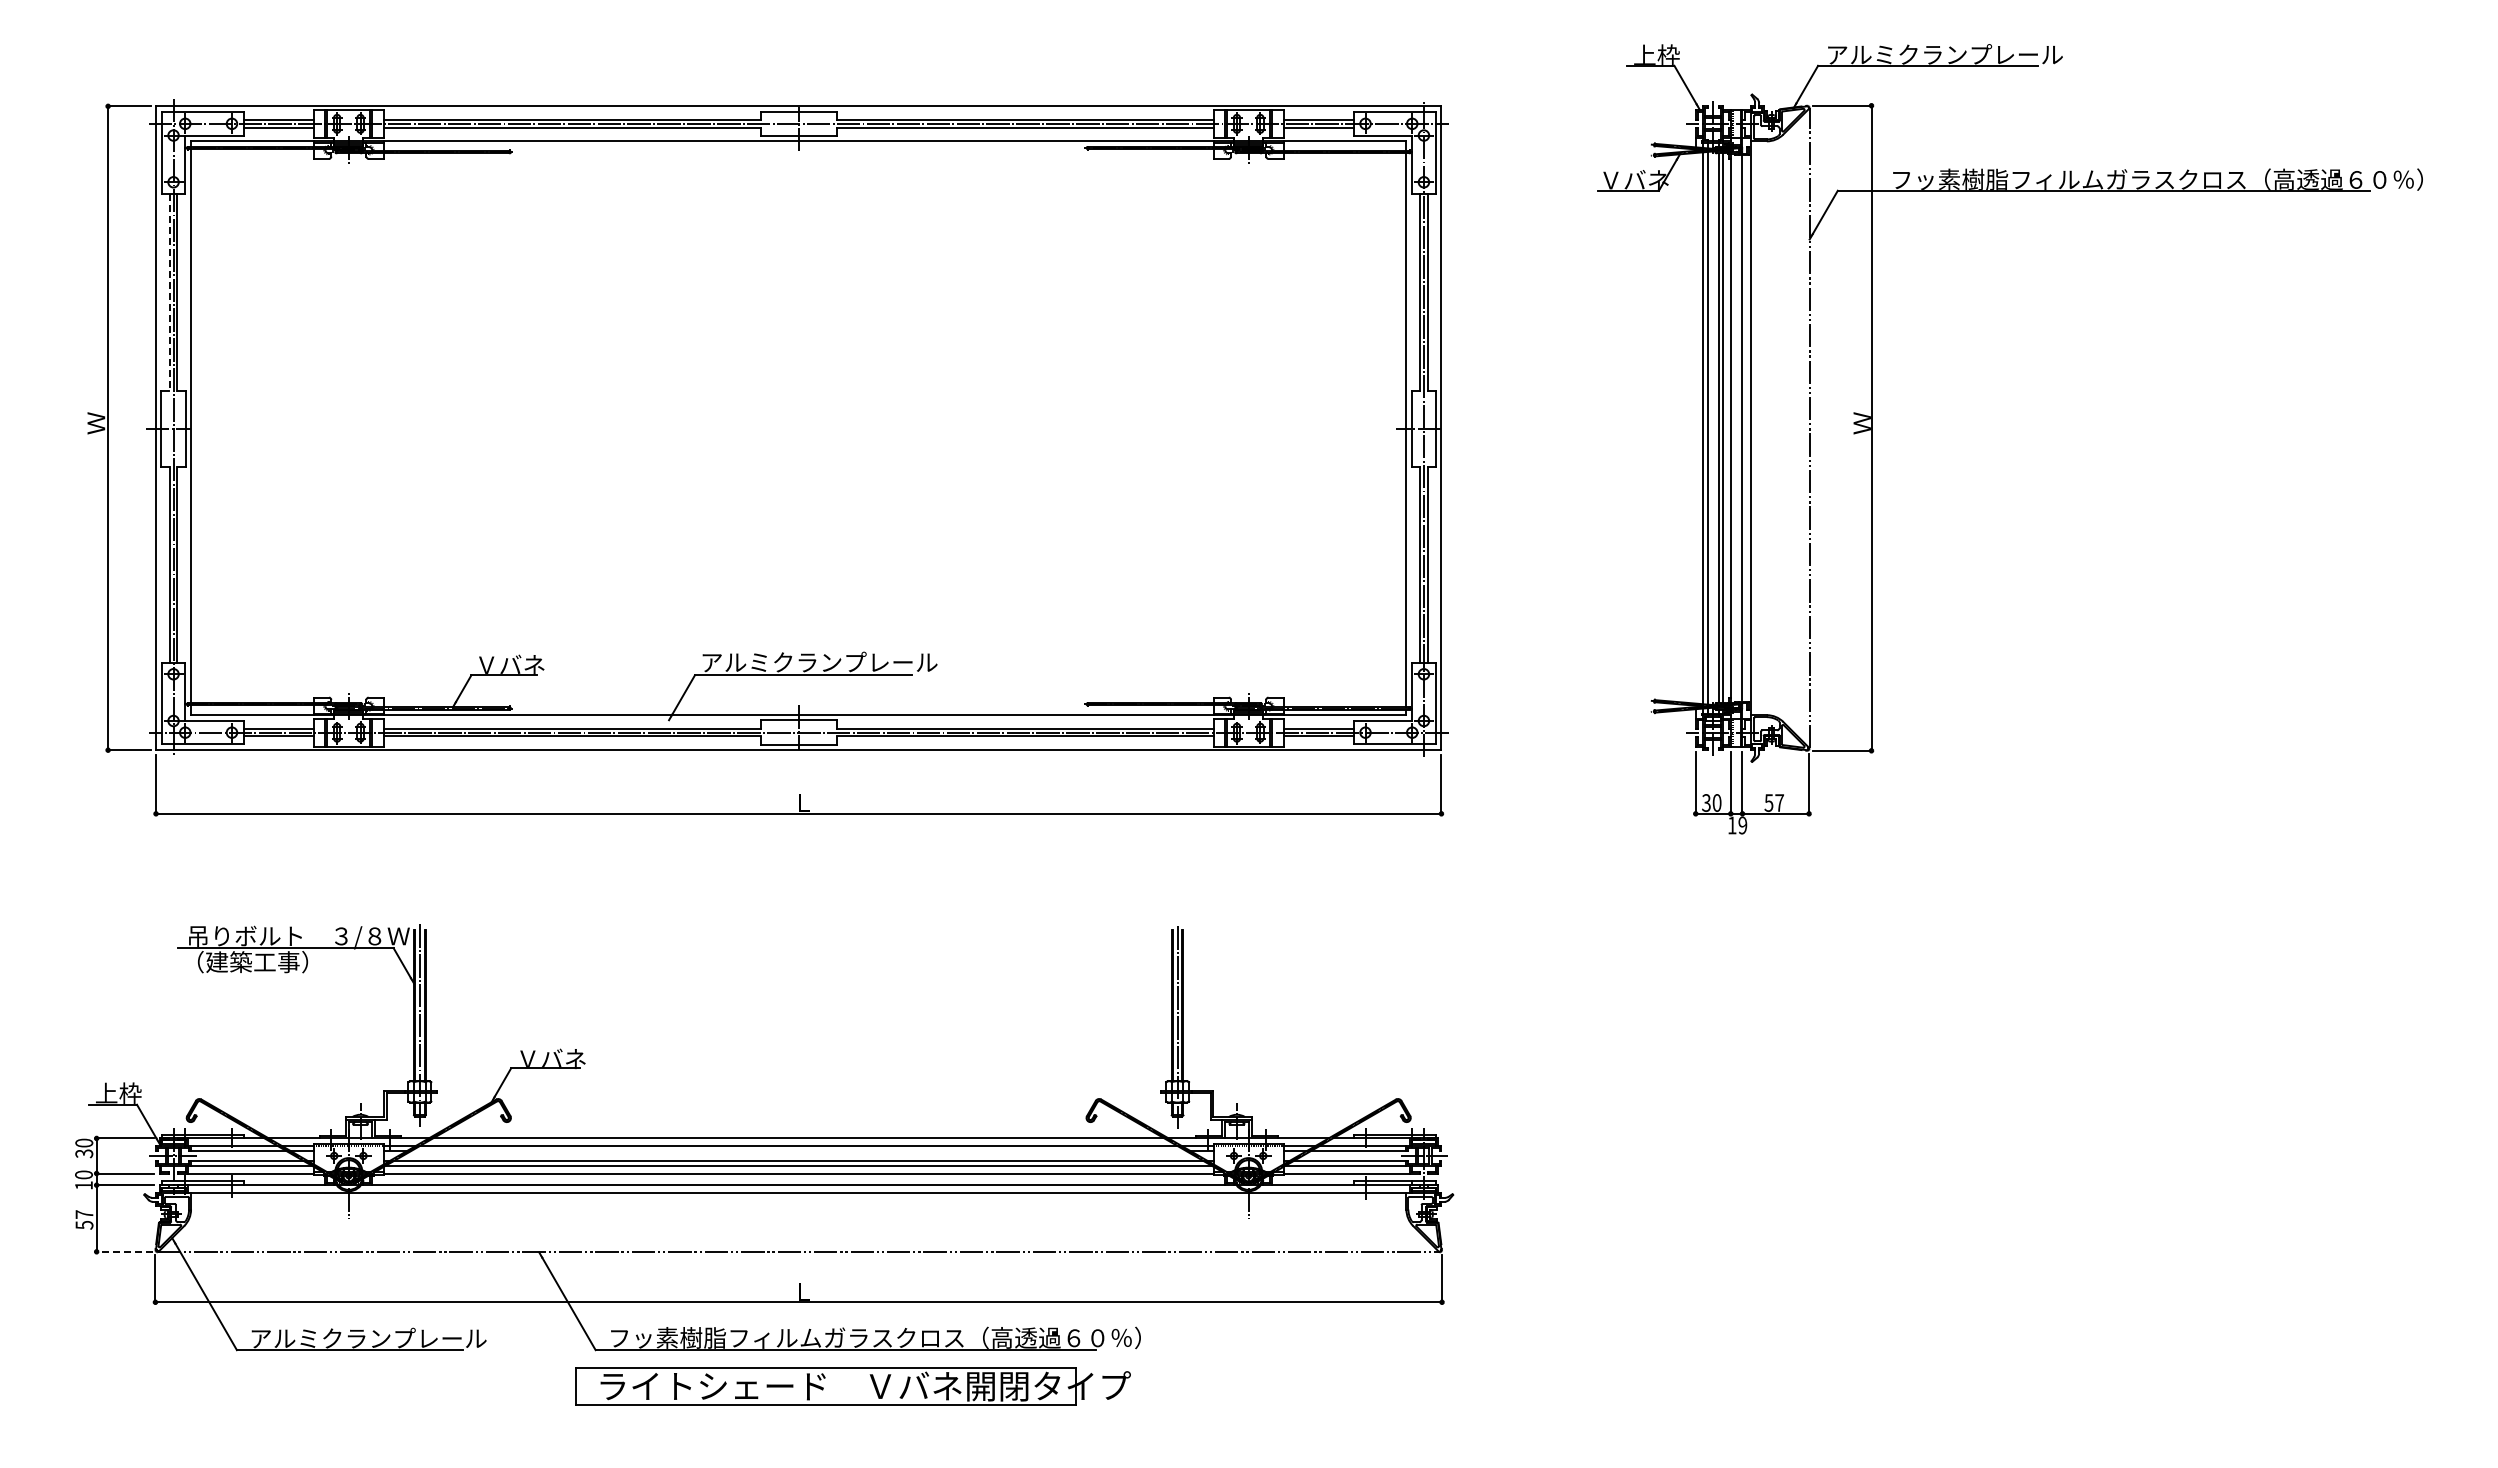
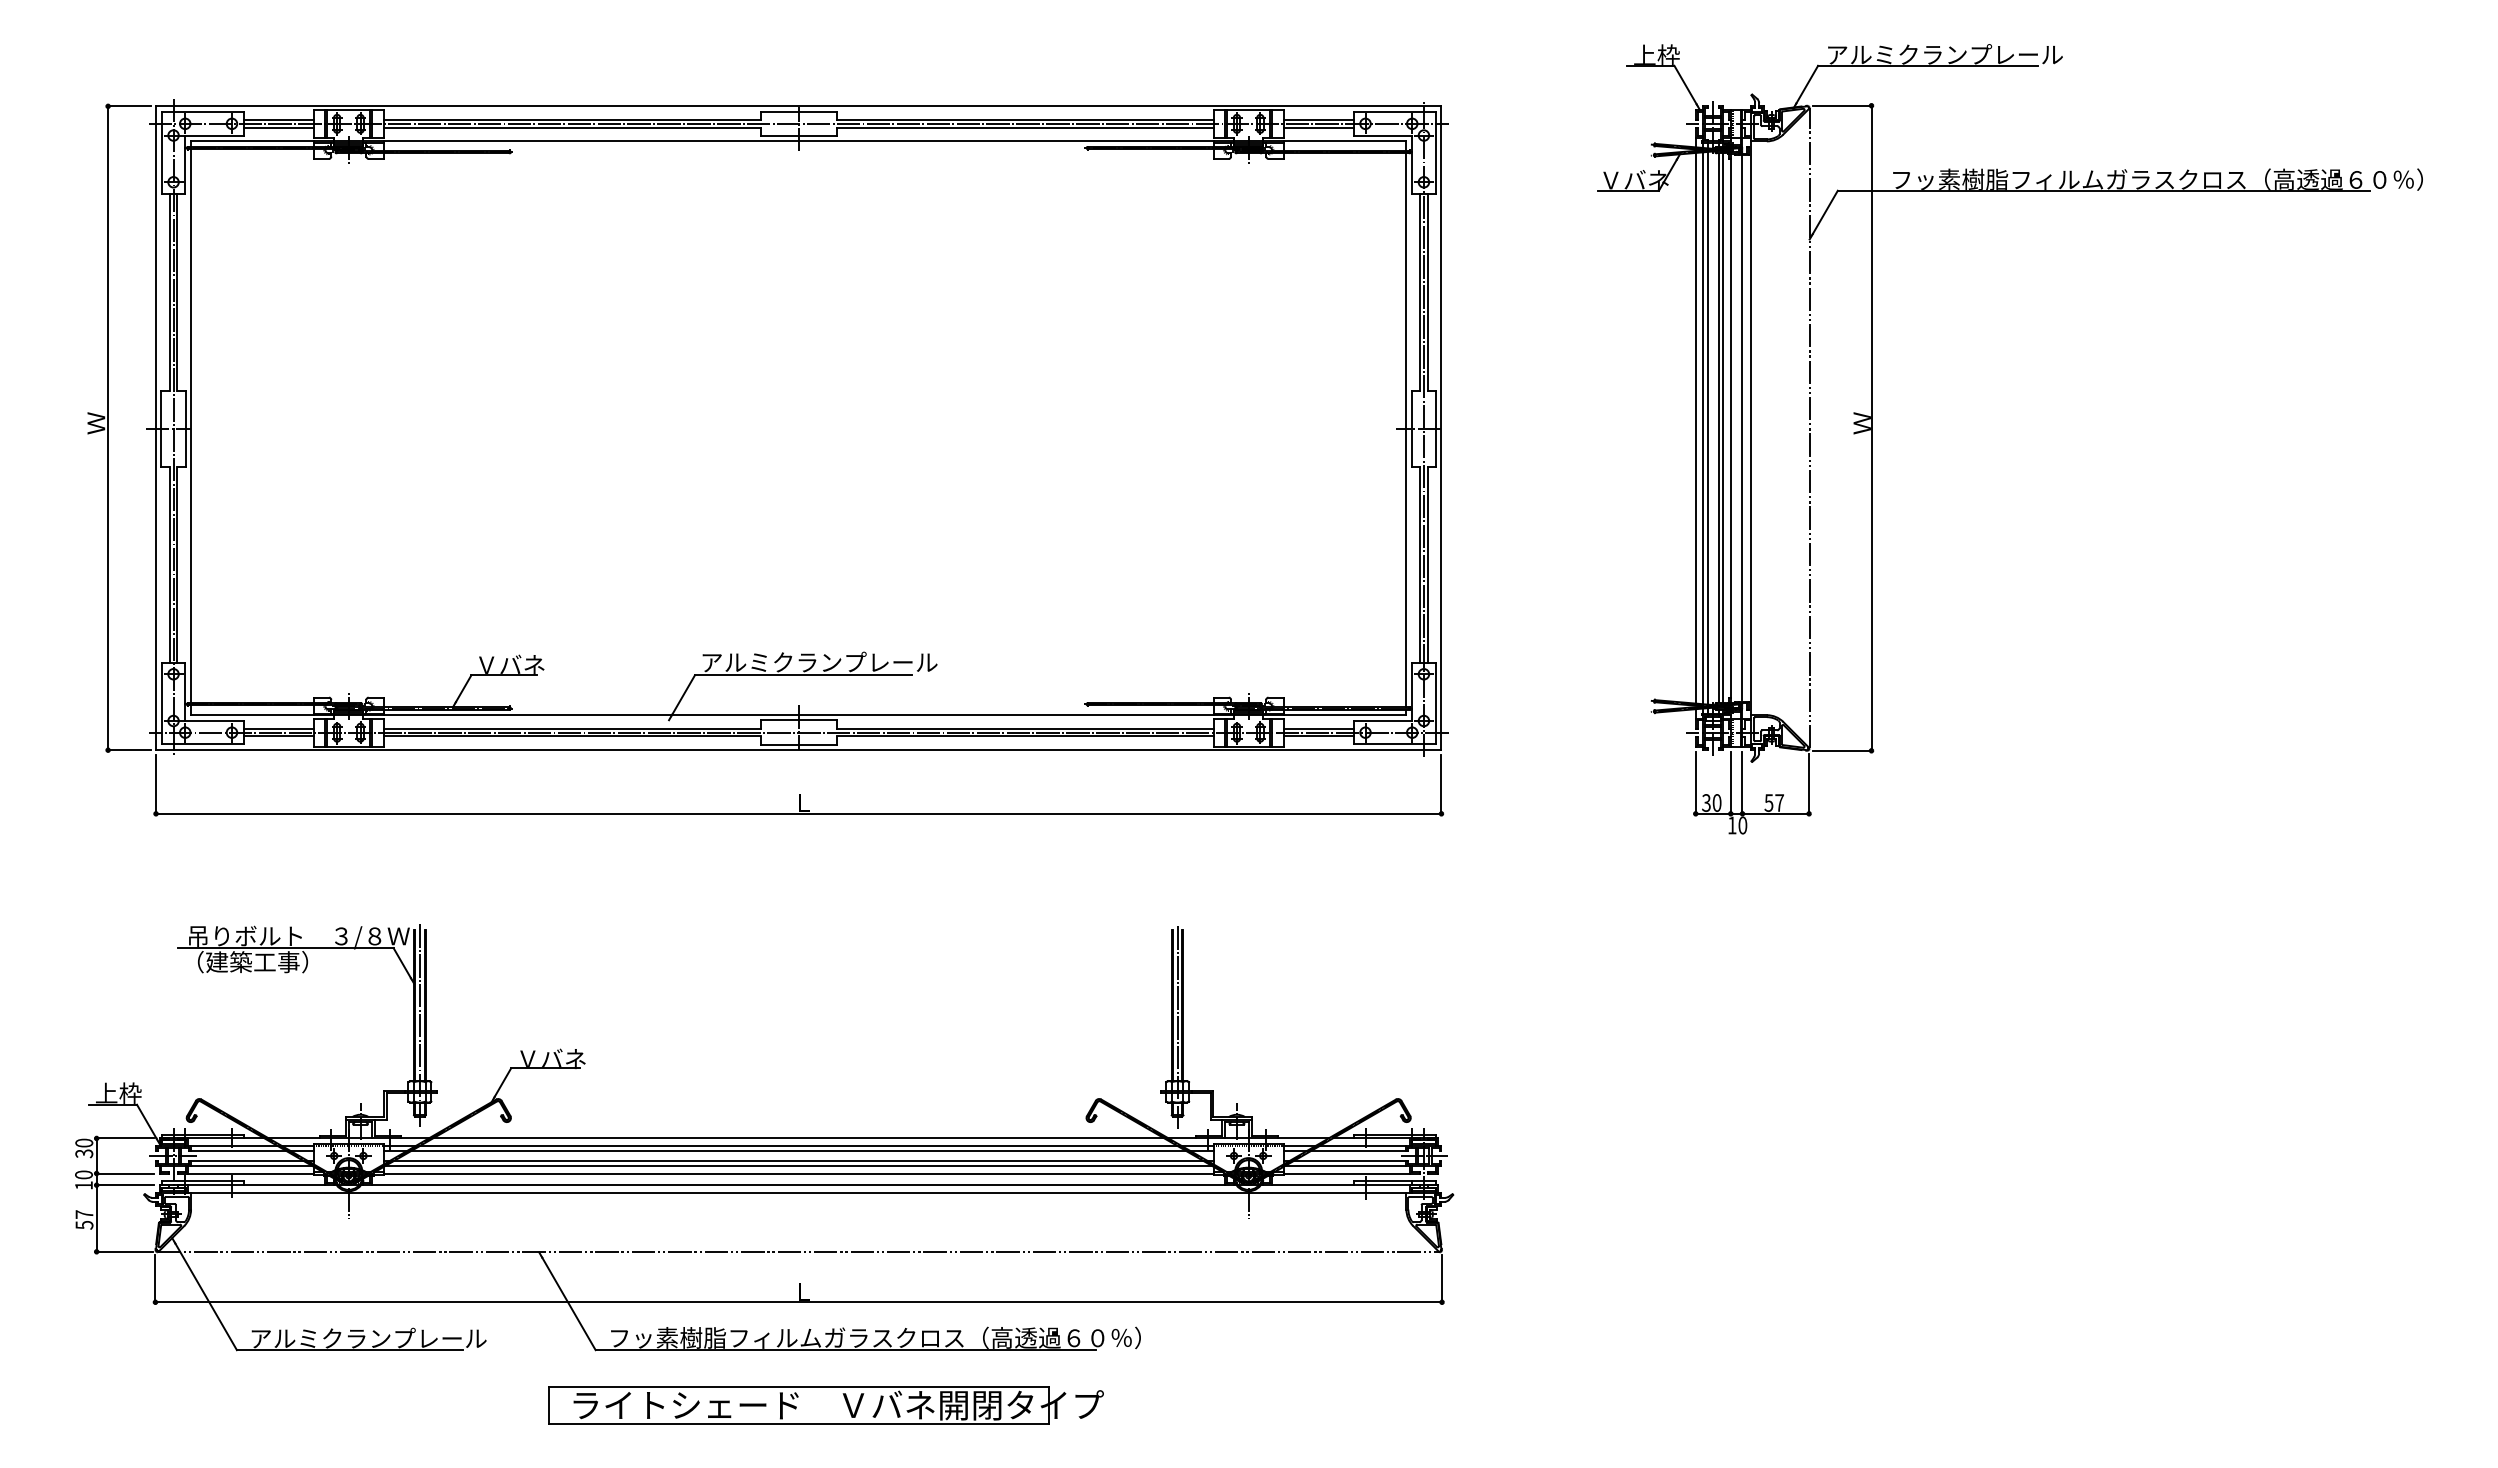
line: dashed -> solid (169, 292)
line: none -> present (1695, 427)
text: 19 -> 10 (1742, 825)
line: none -> present (798, 1150)
line: dashed -> solid (124, 1251)
part position: (852, 1386) -> (825, 1405) (825, 1405)
